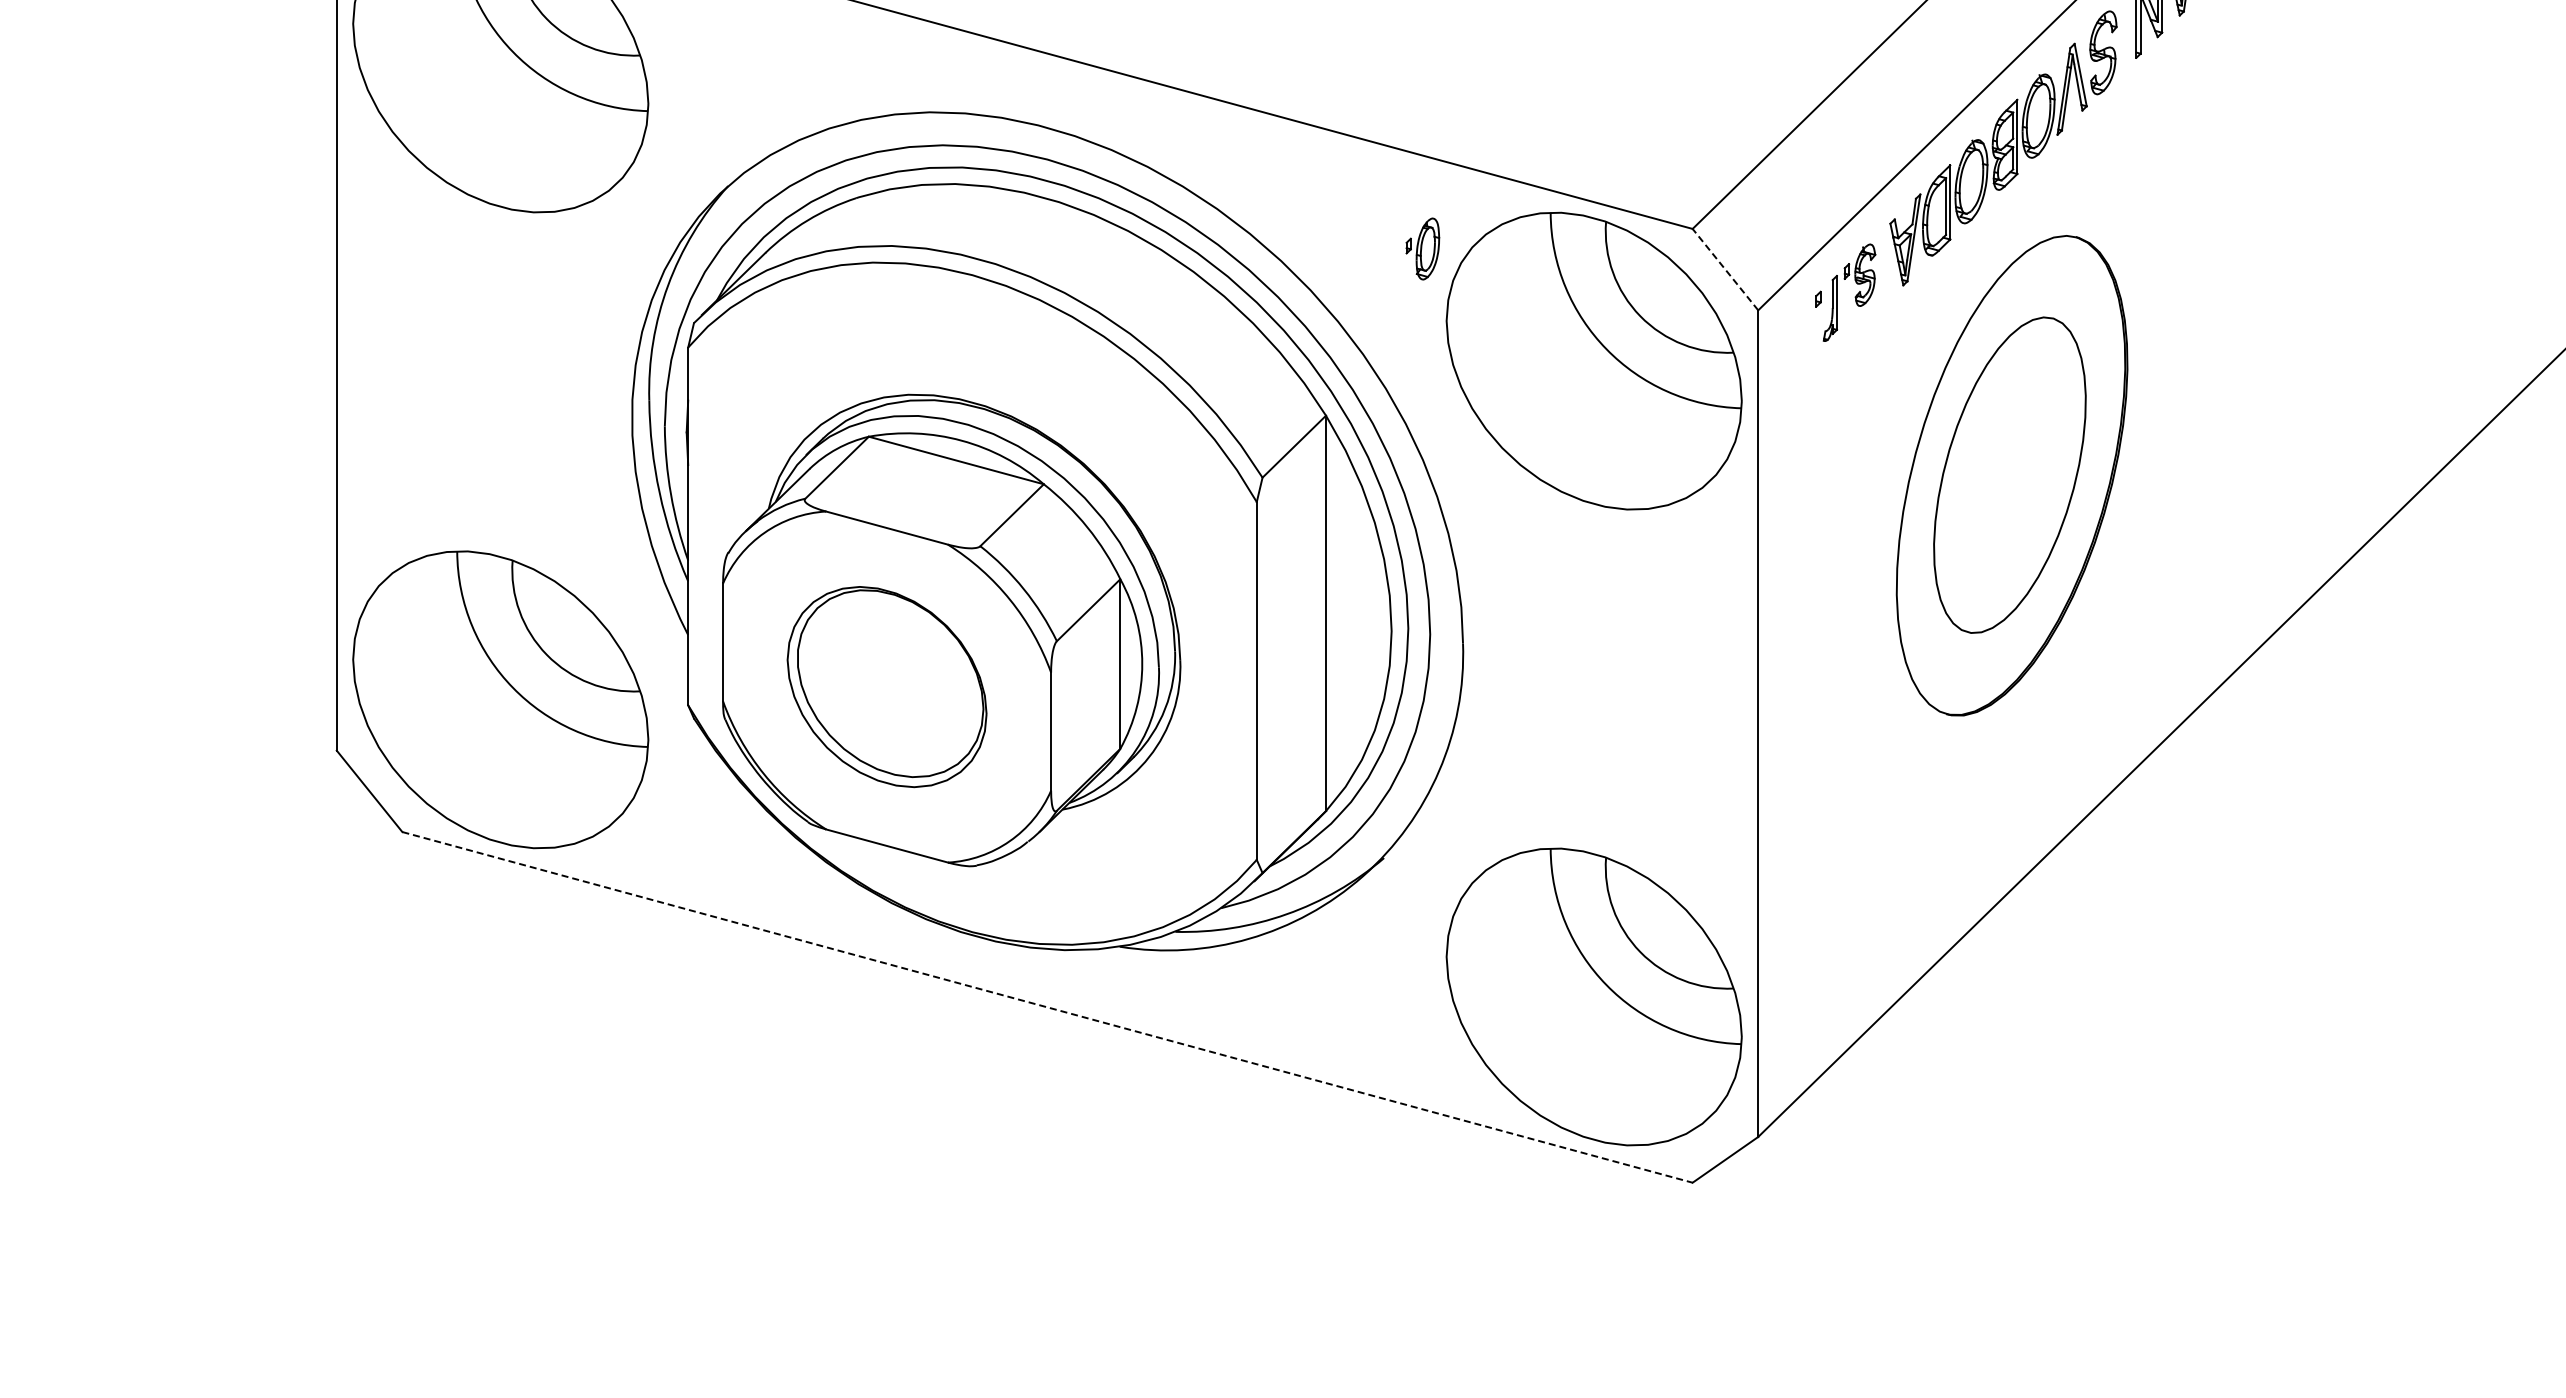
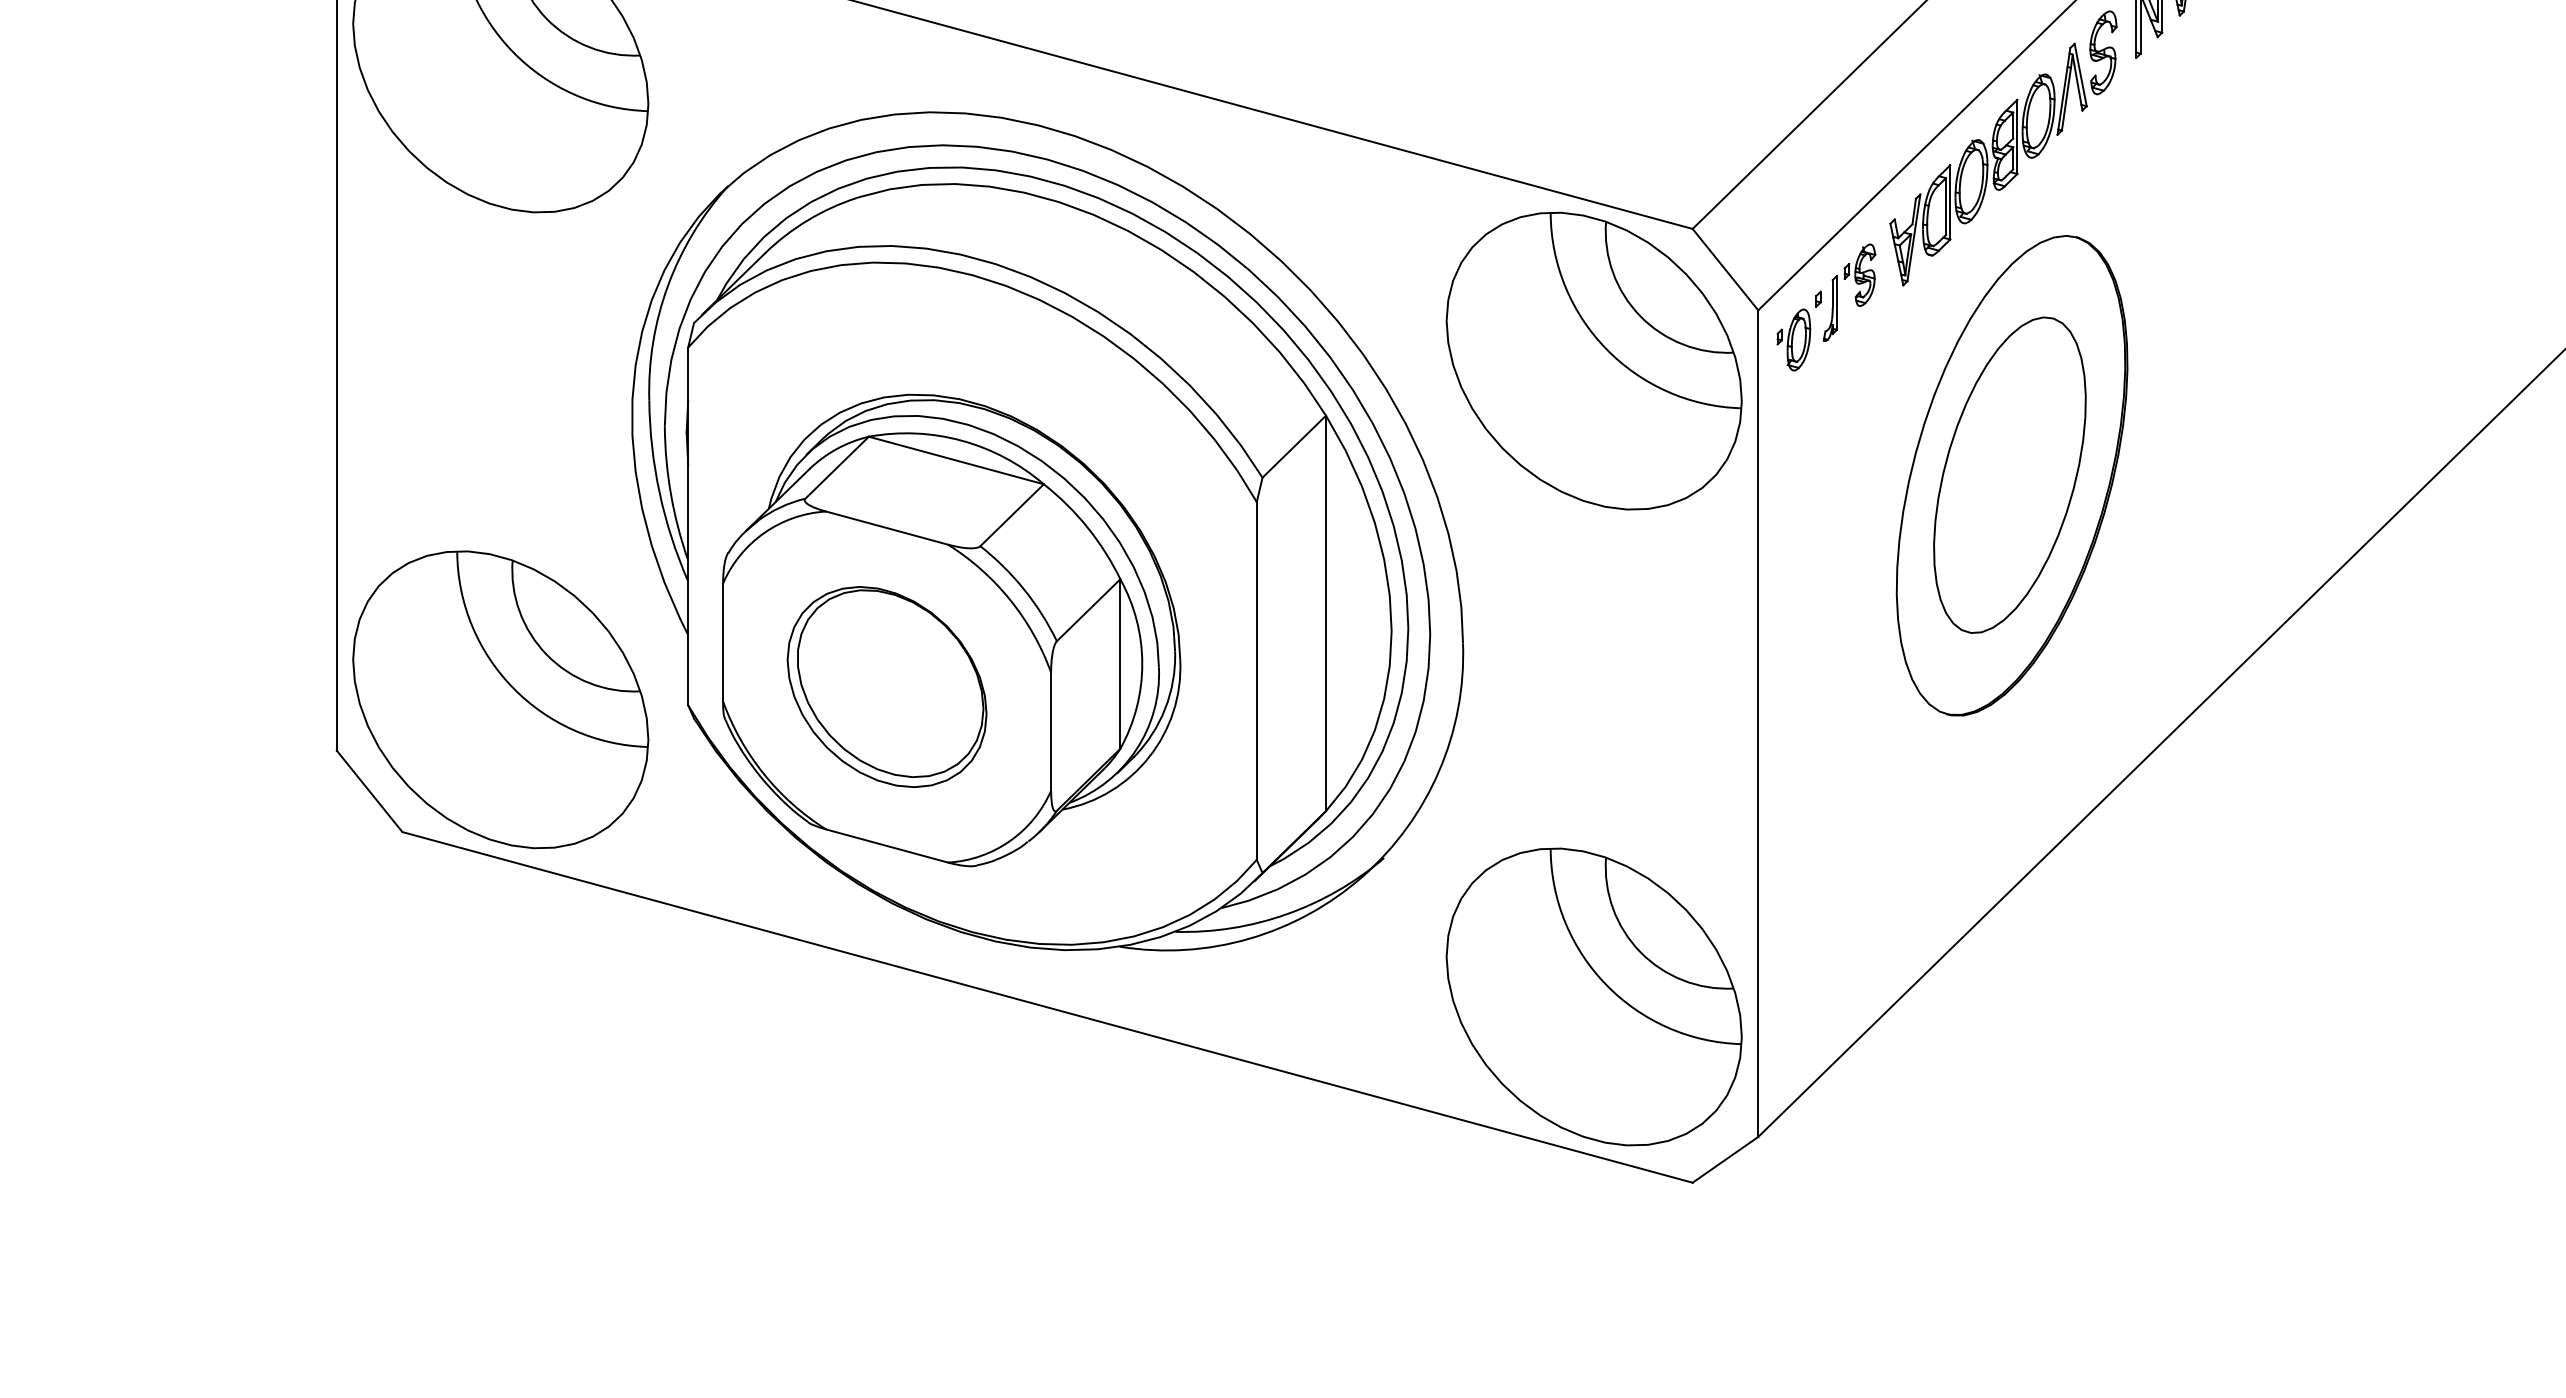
part position: (1422, 248) -> (1793, 339) (1793, 339)
line: dashed -> solid (1725, 269)
line: dashed -> solid (1047, 1007)
